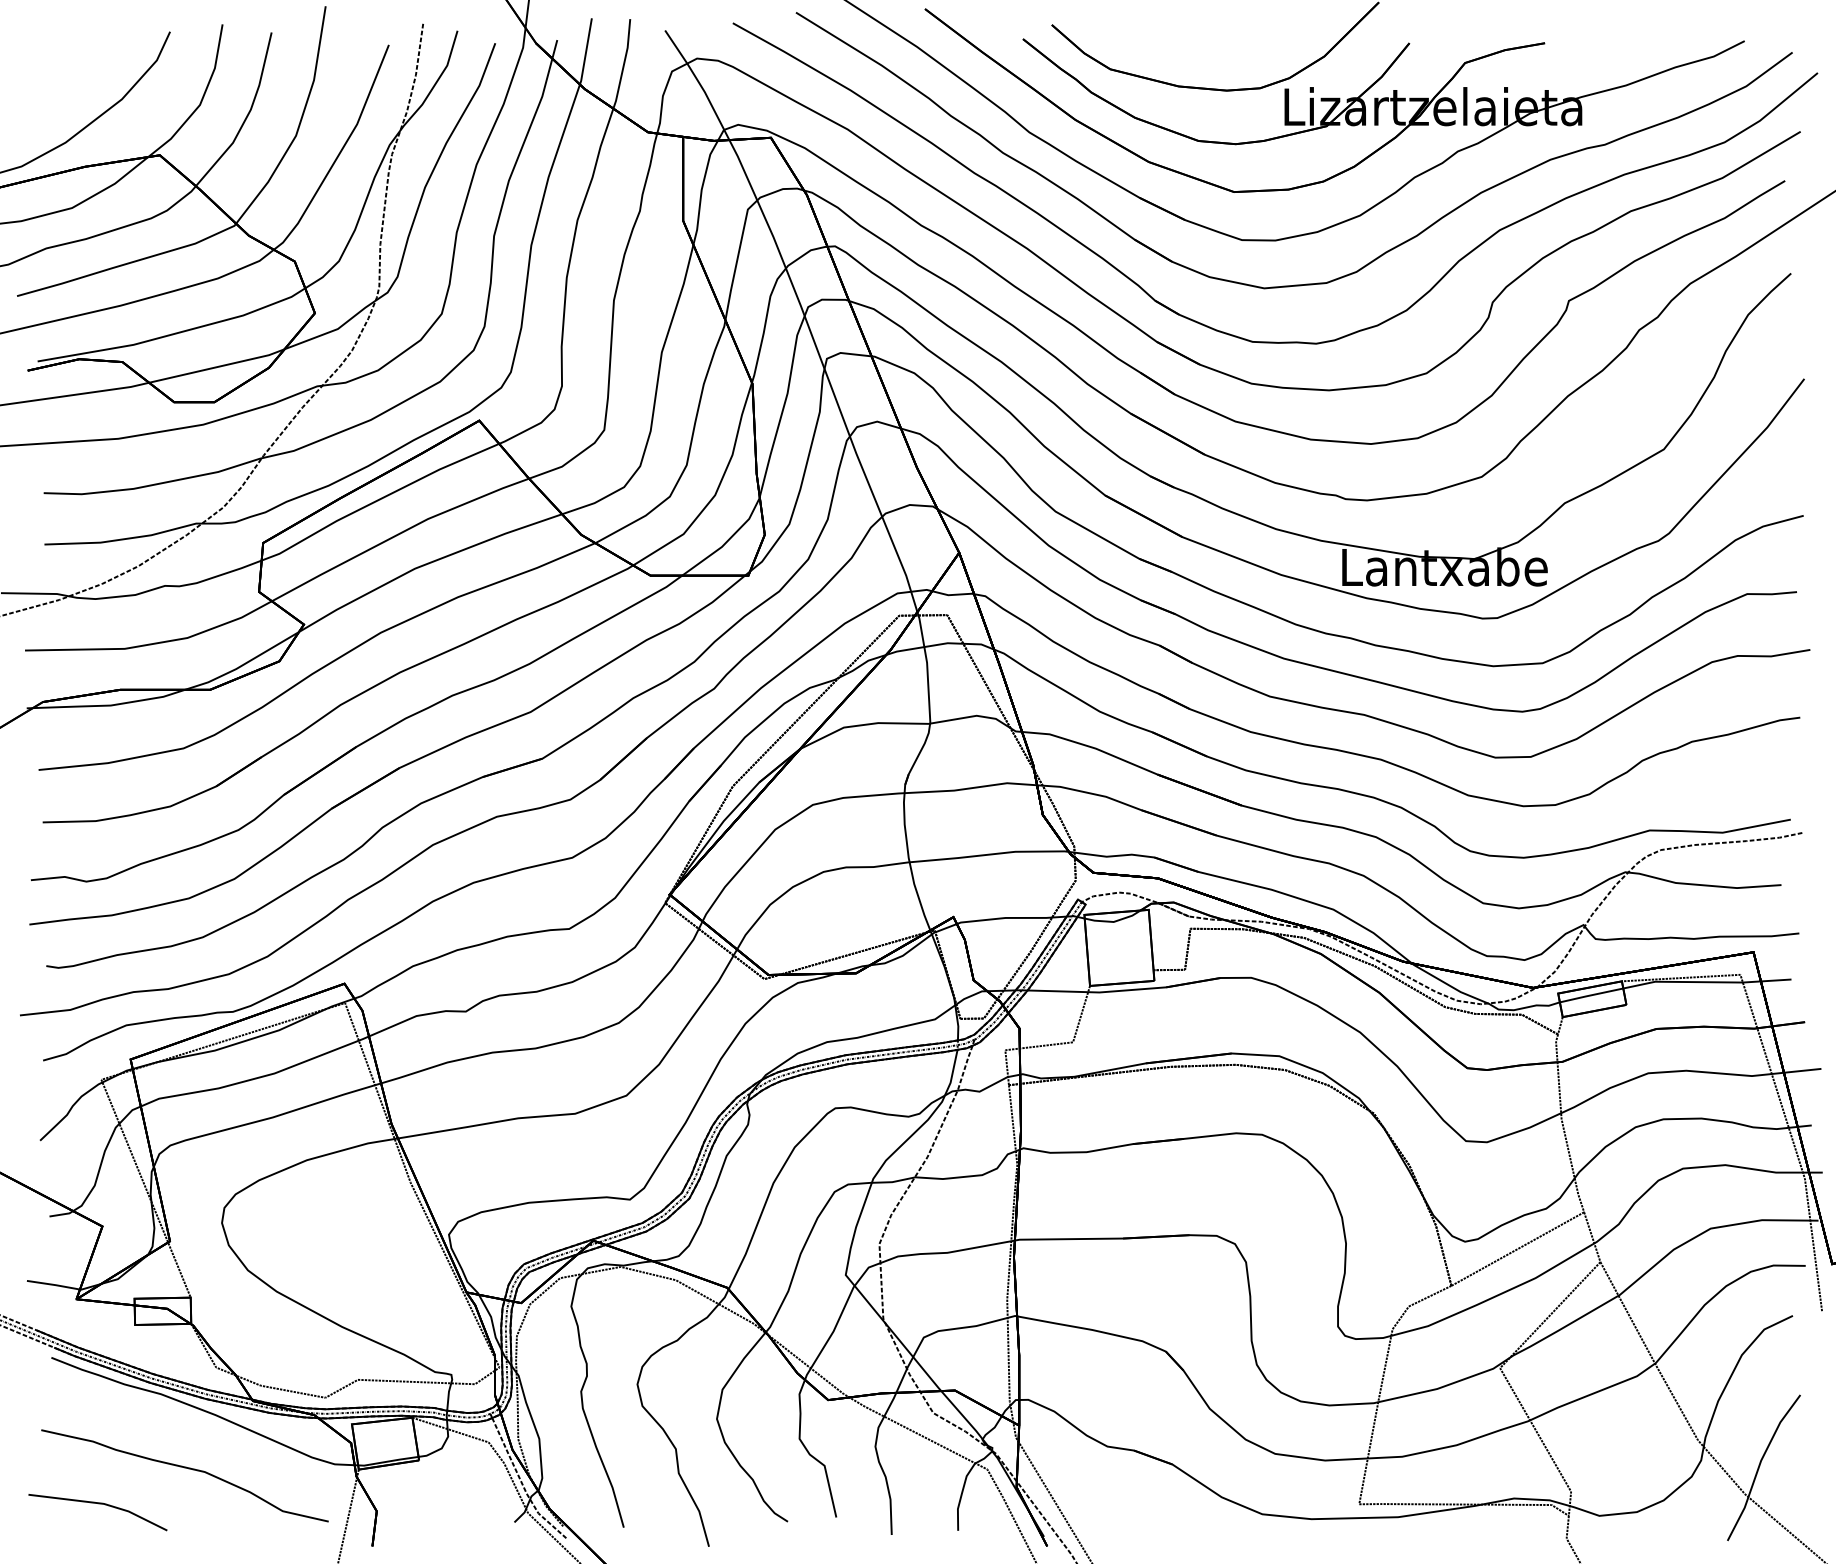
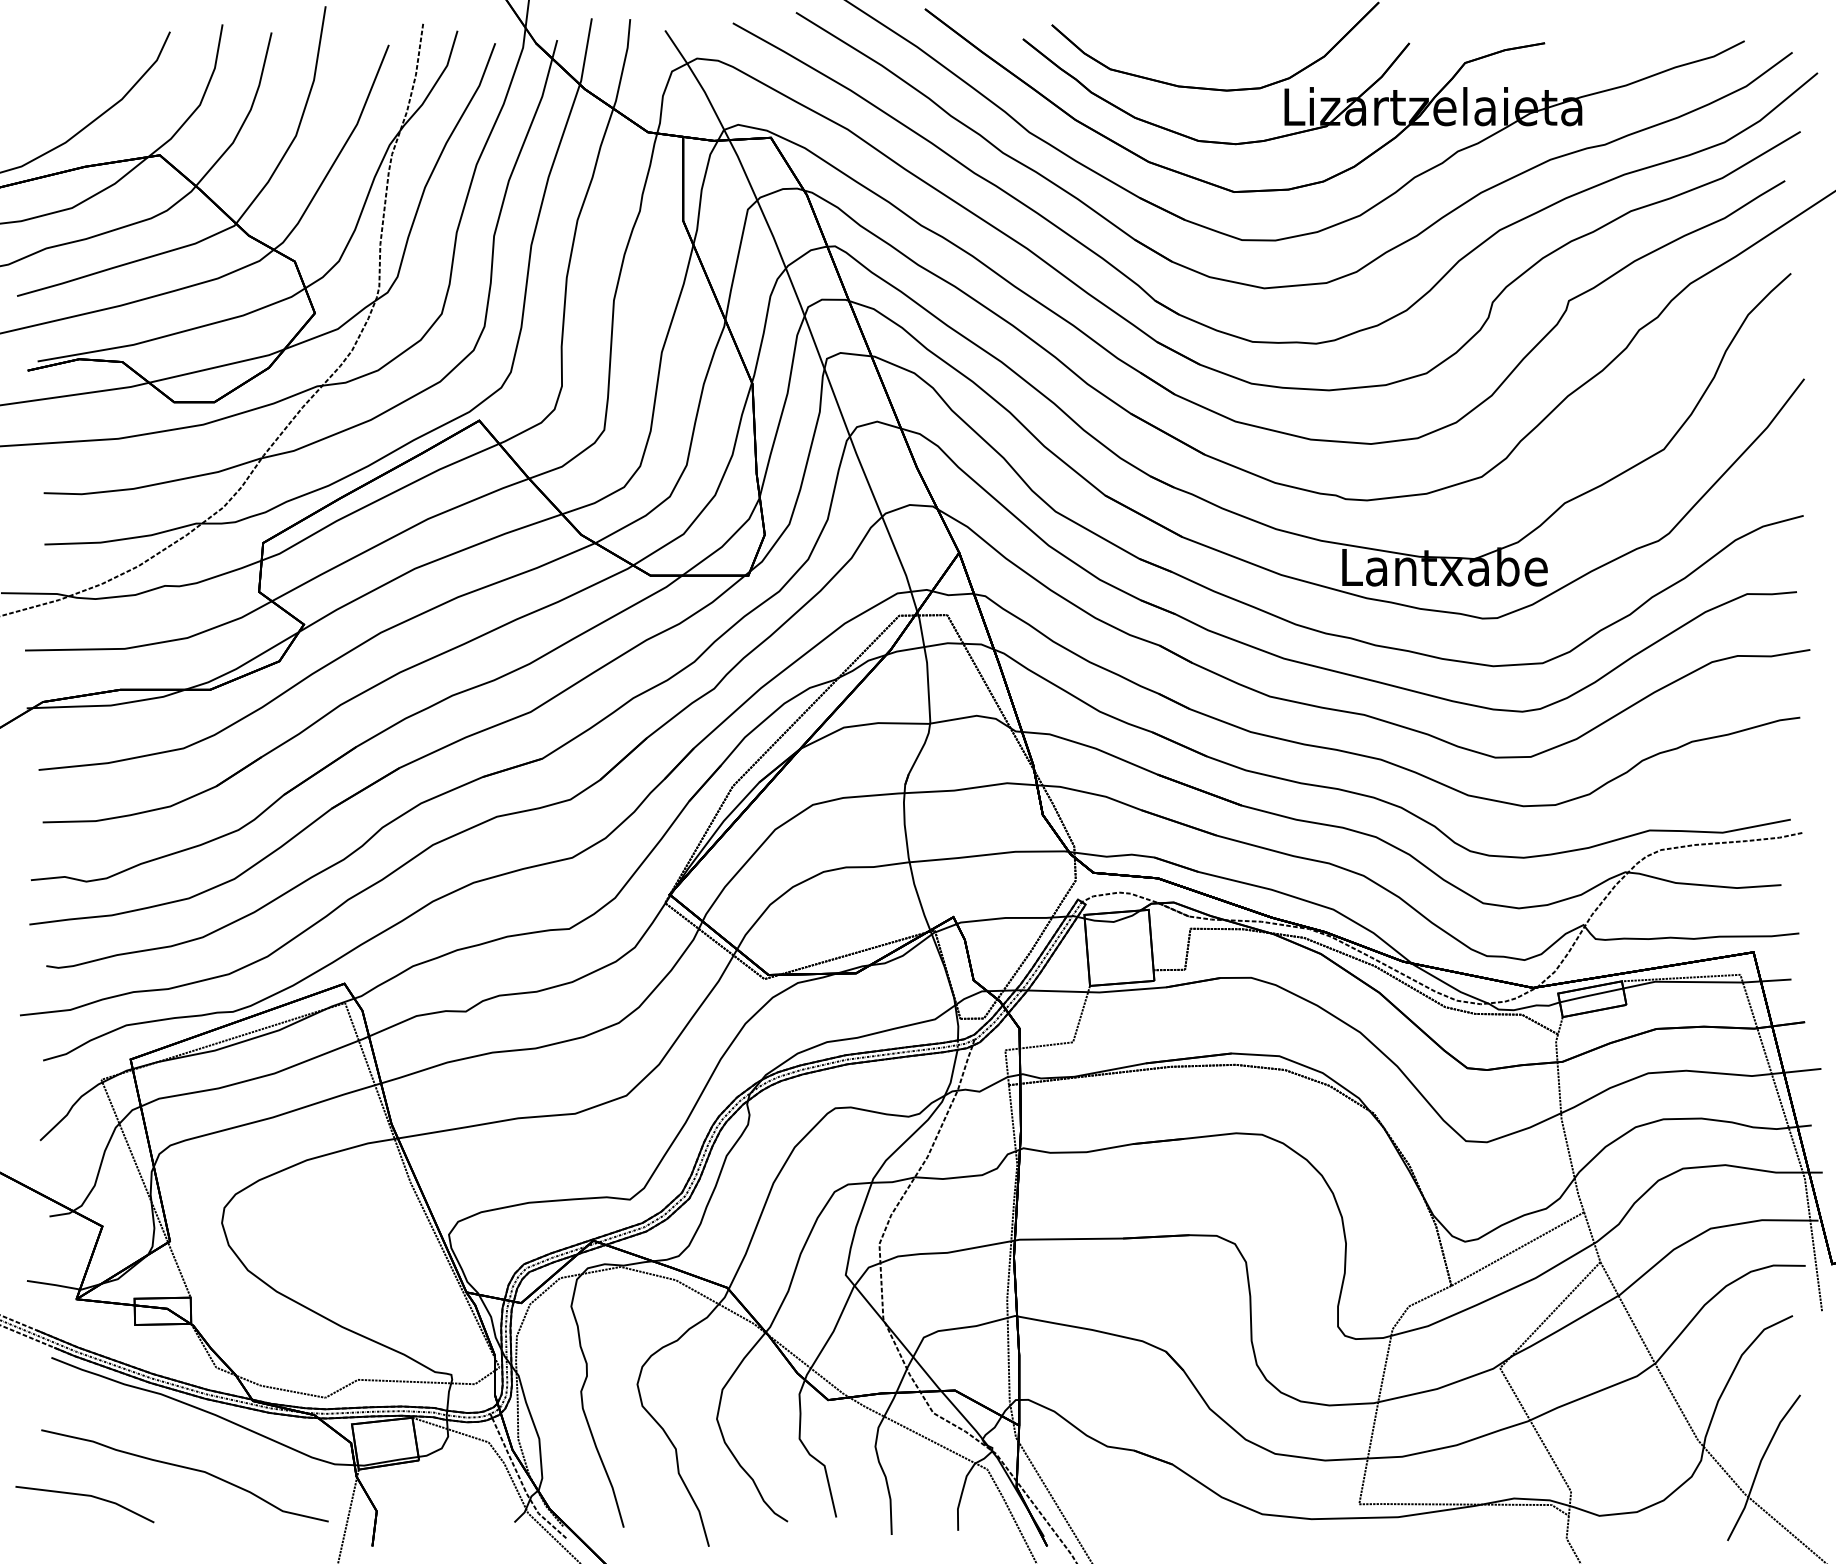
line position: (98, 1504) -> (85, 1496) (85, 1496)
